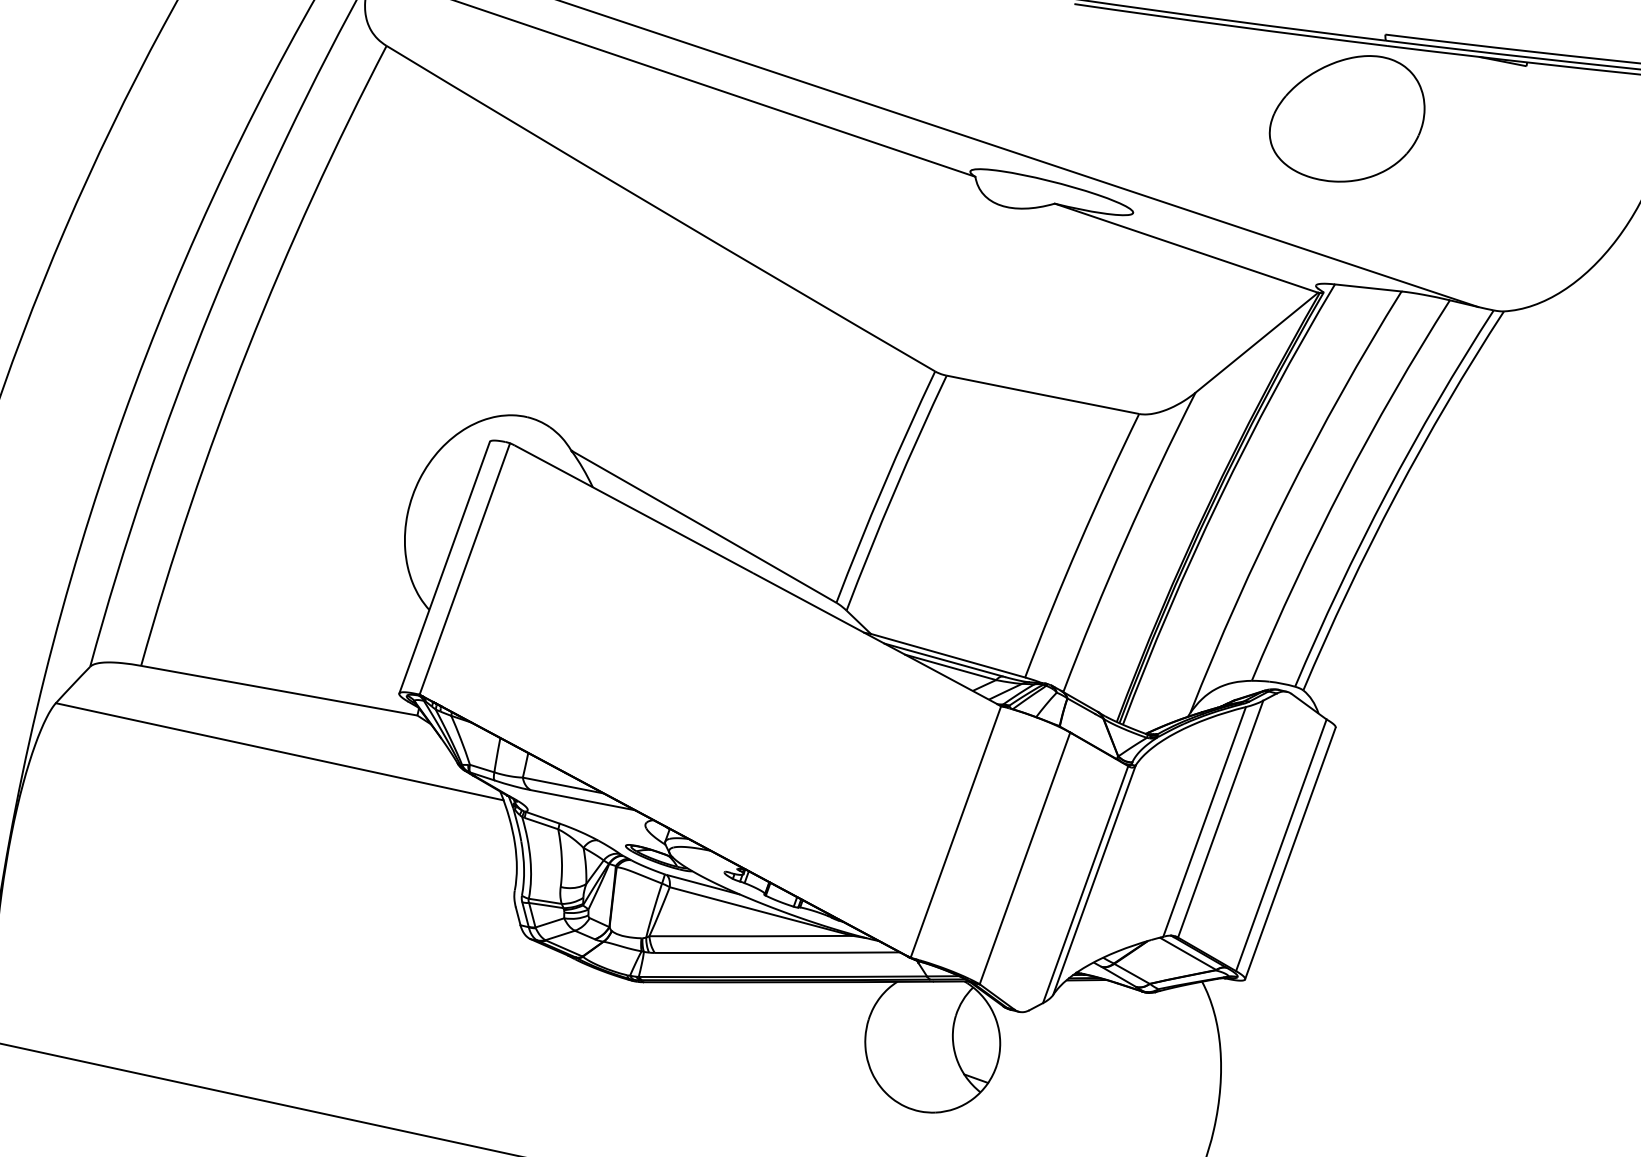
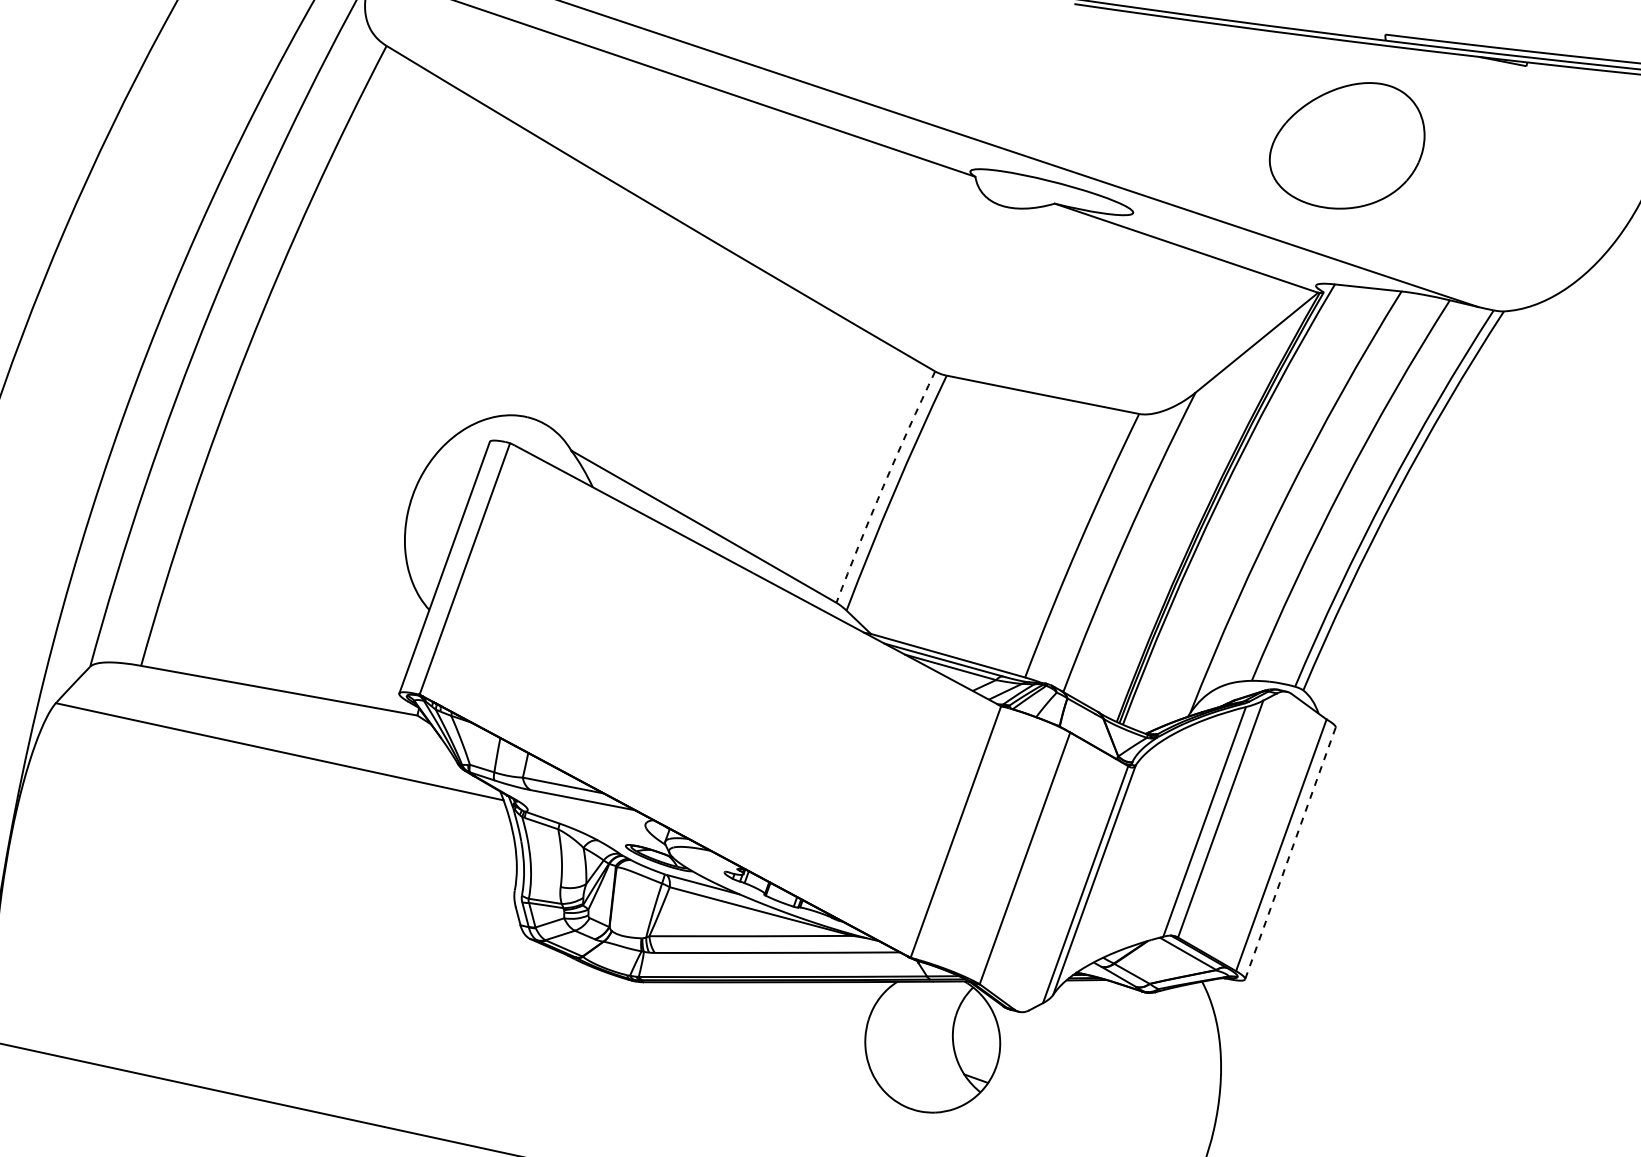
part position: (1346, 118) -> (1346, 145) (1346, 145)
arc: solid -> dashed (883, 486)
line: solid -> dashed (1290, 853)
